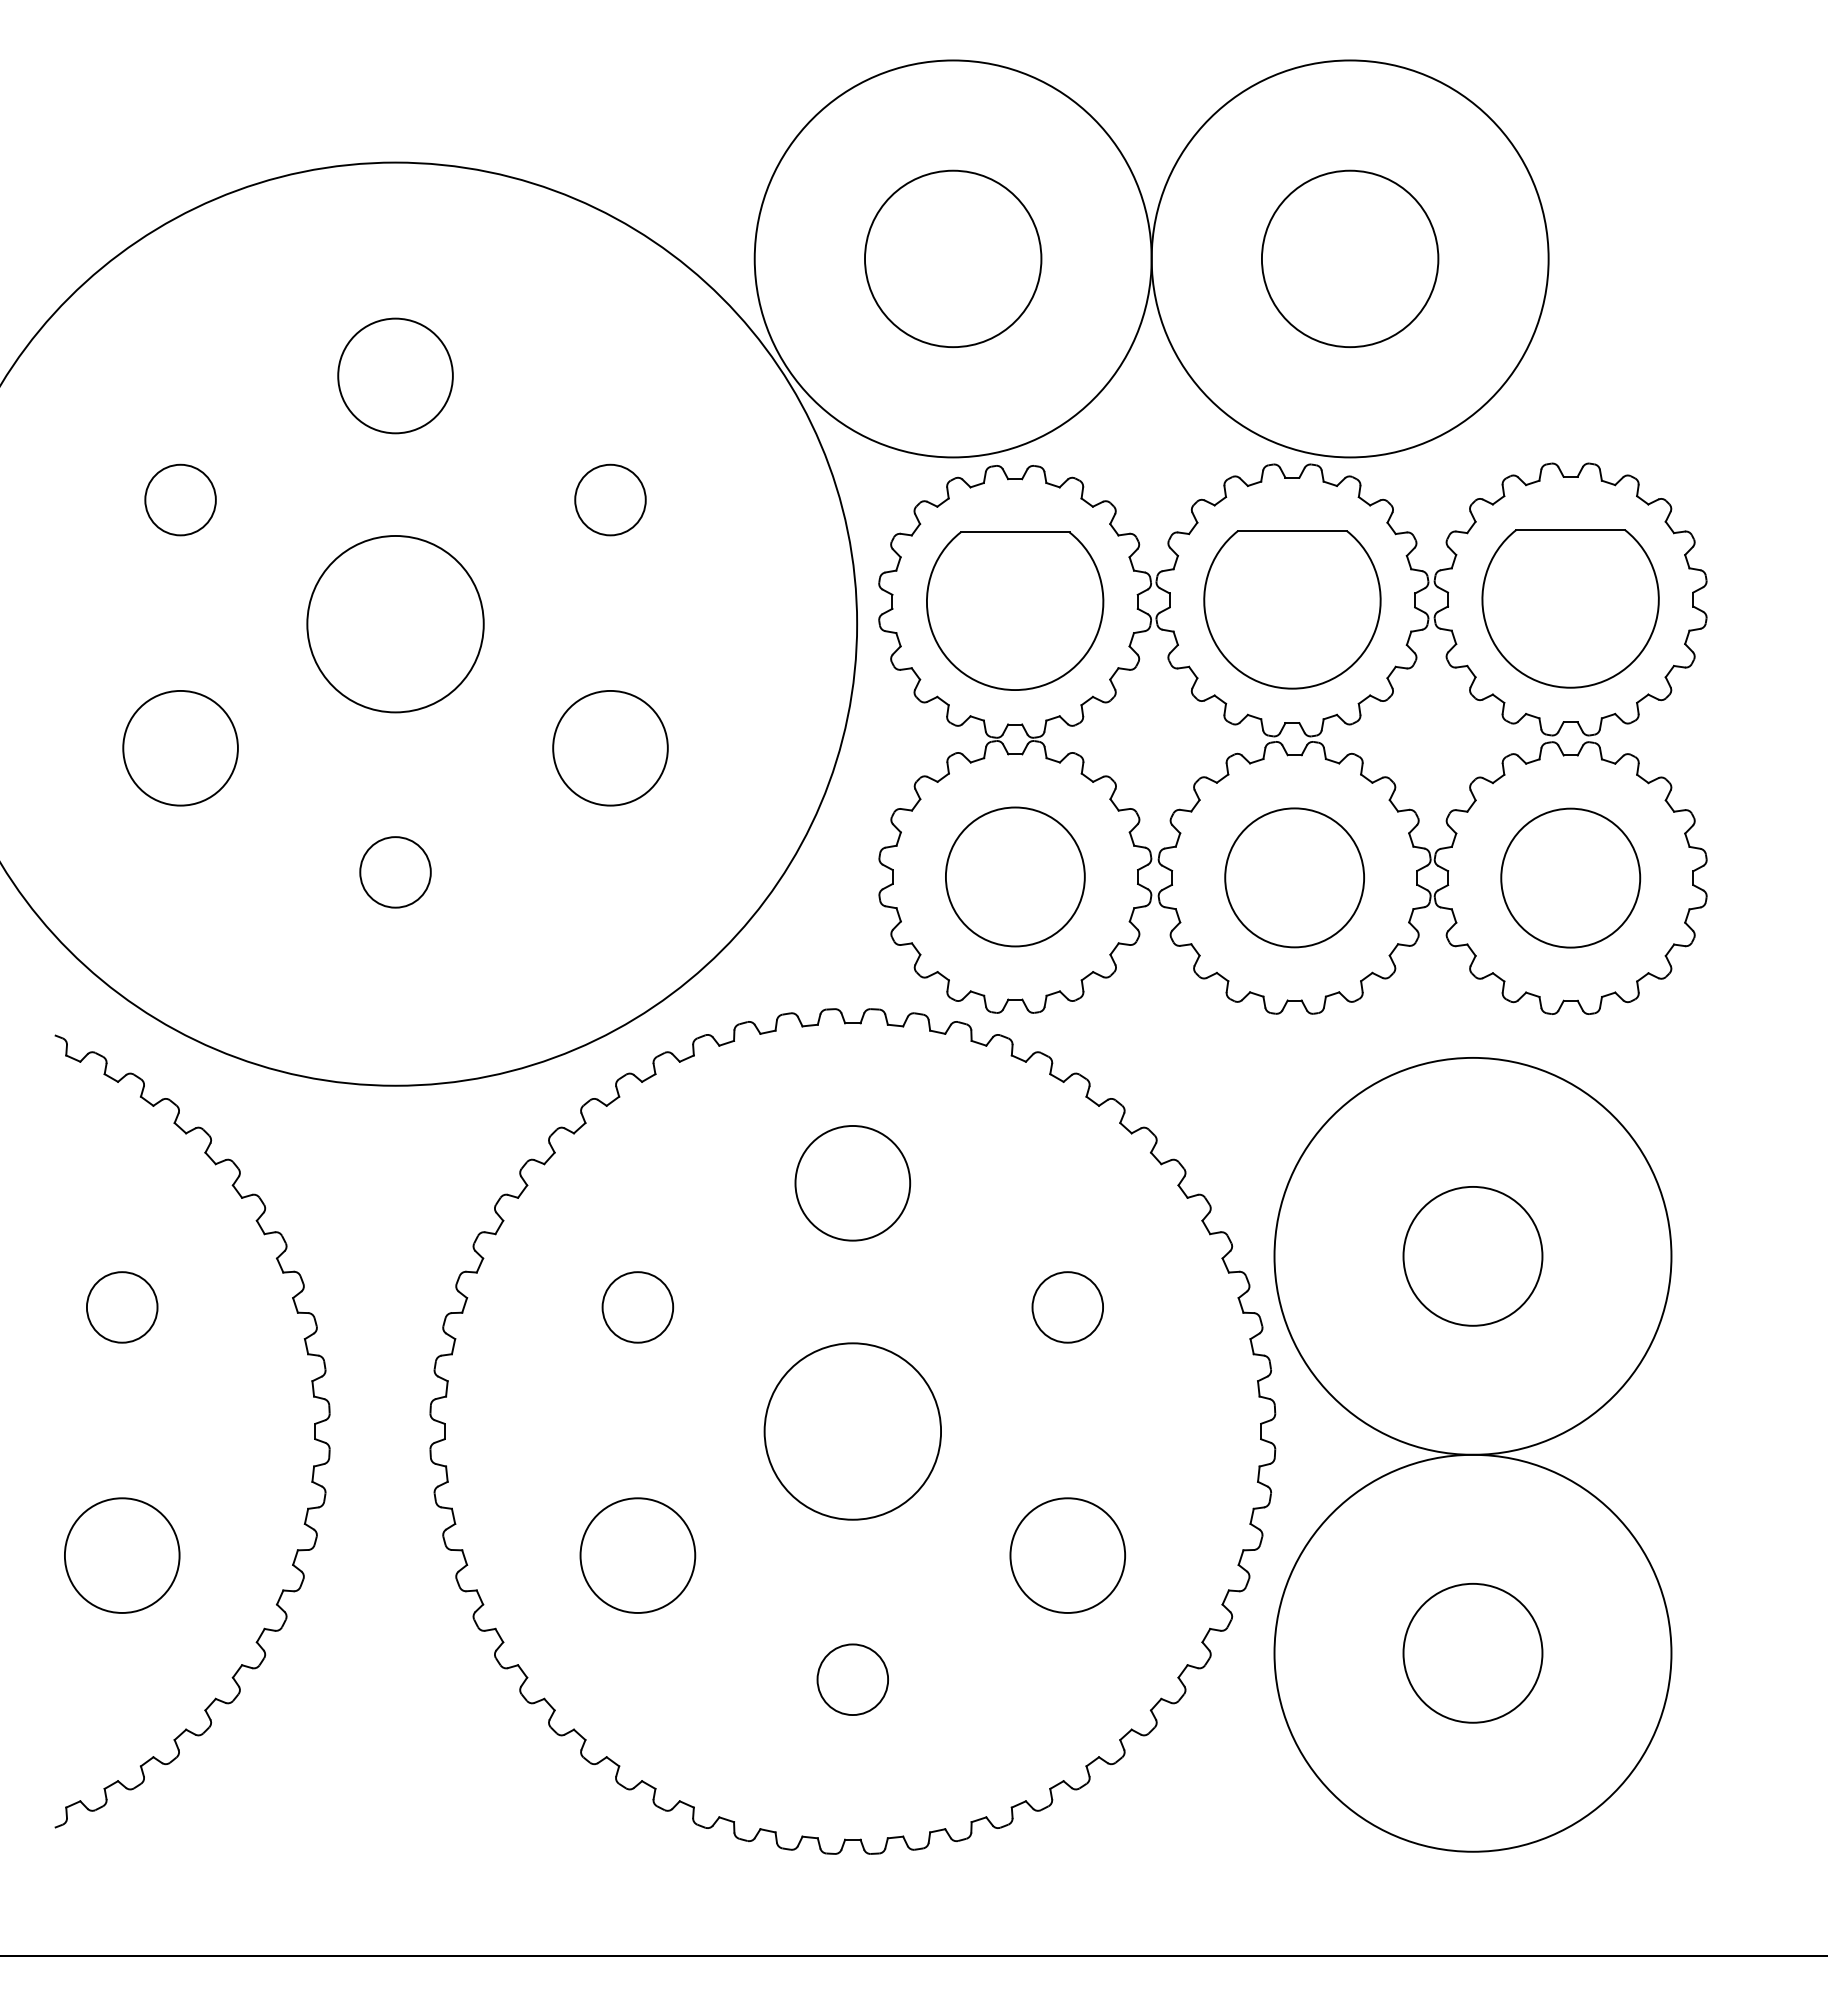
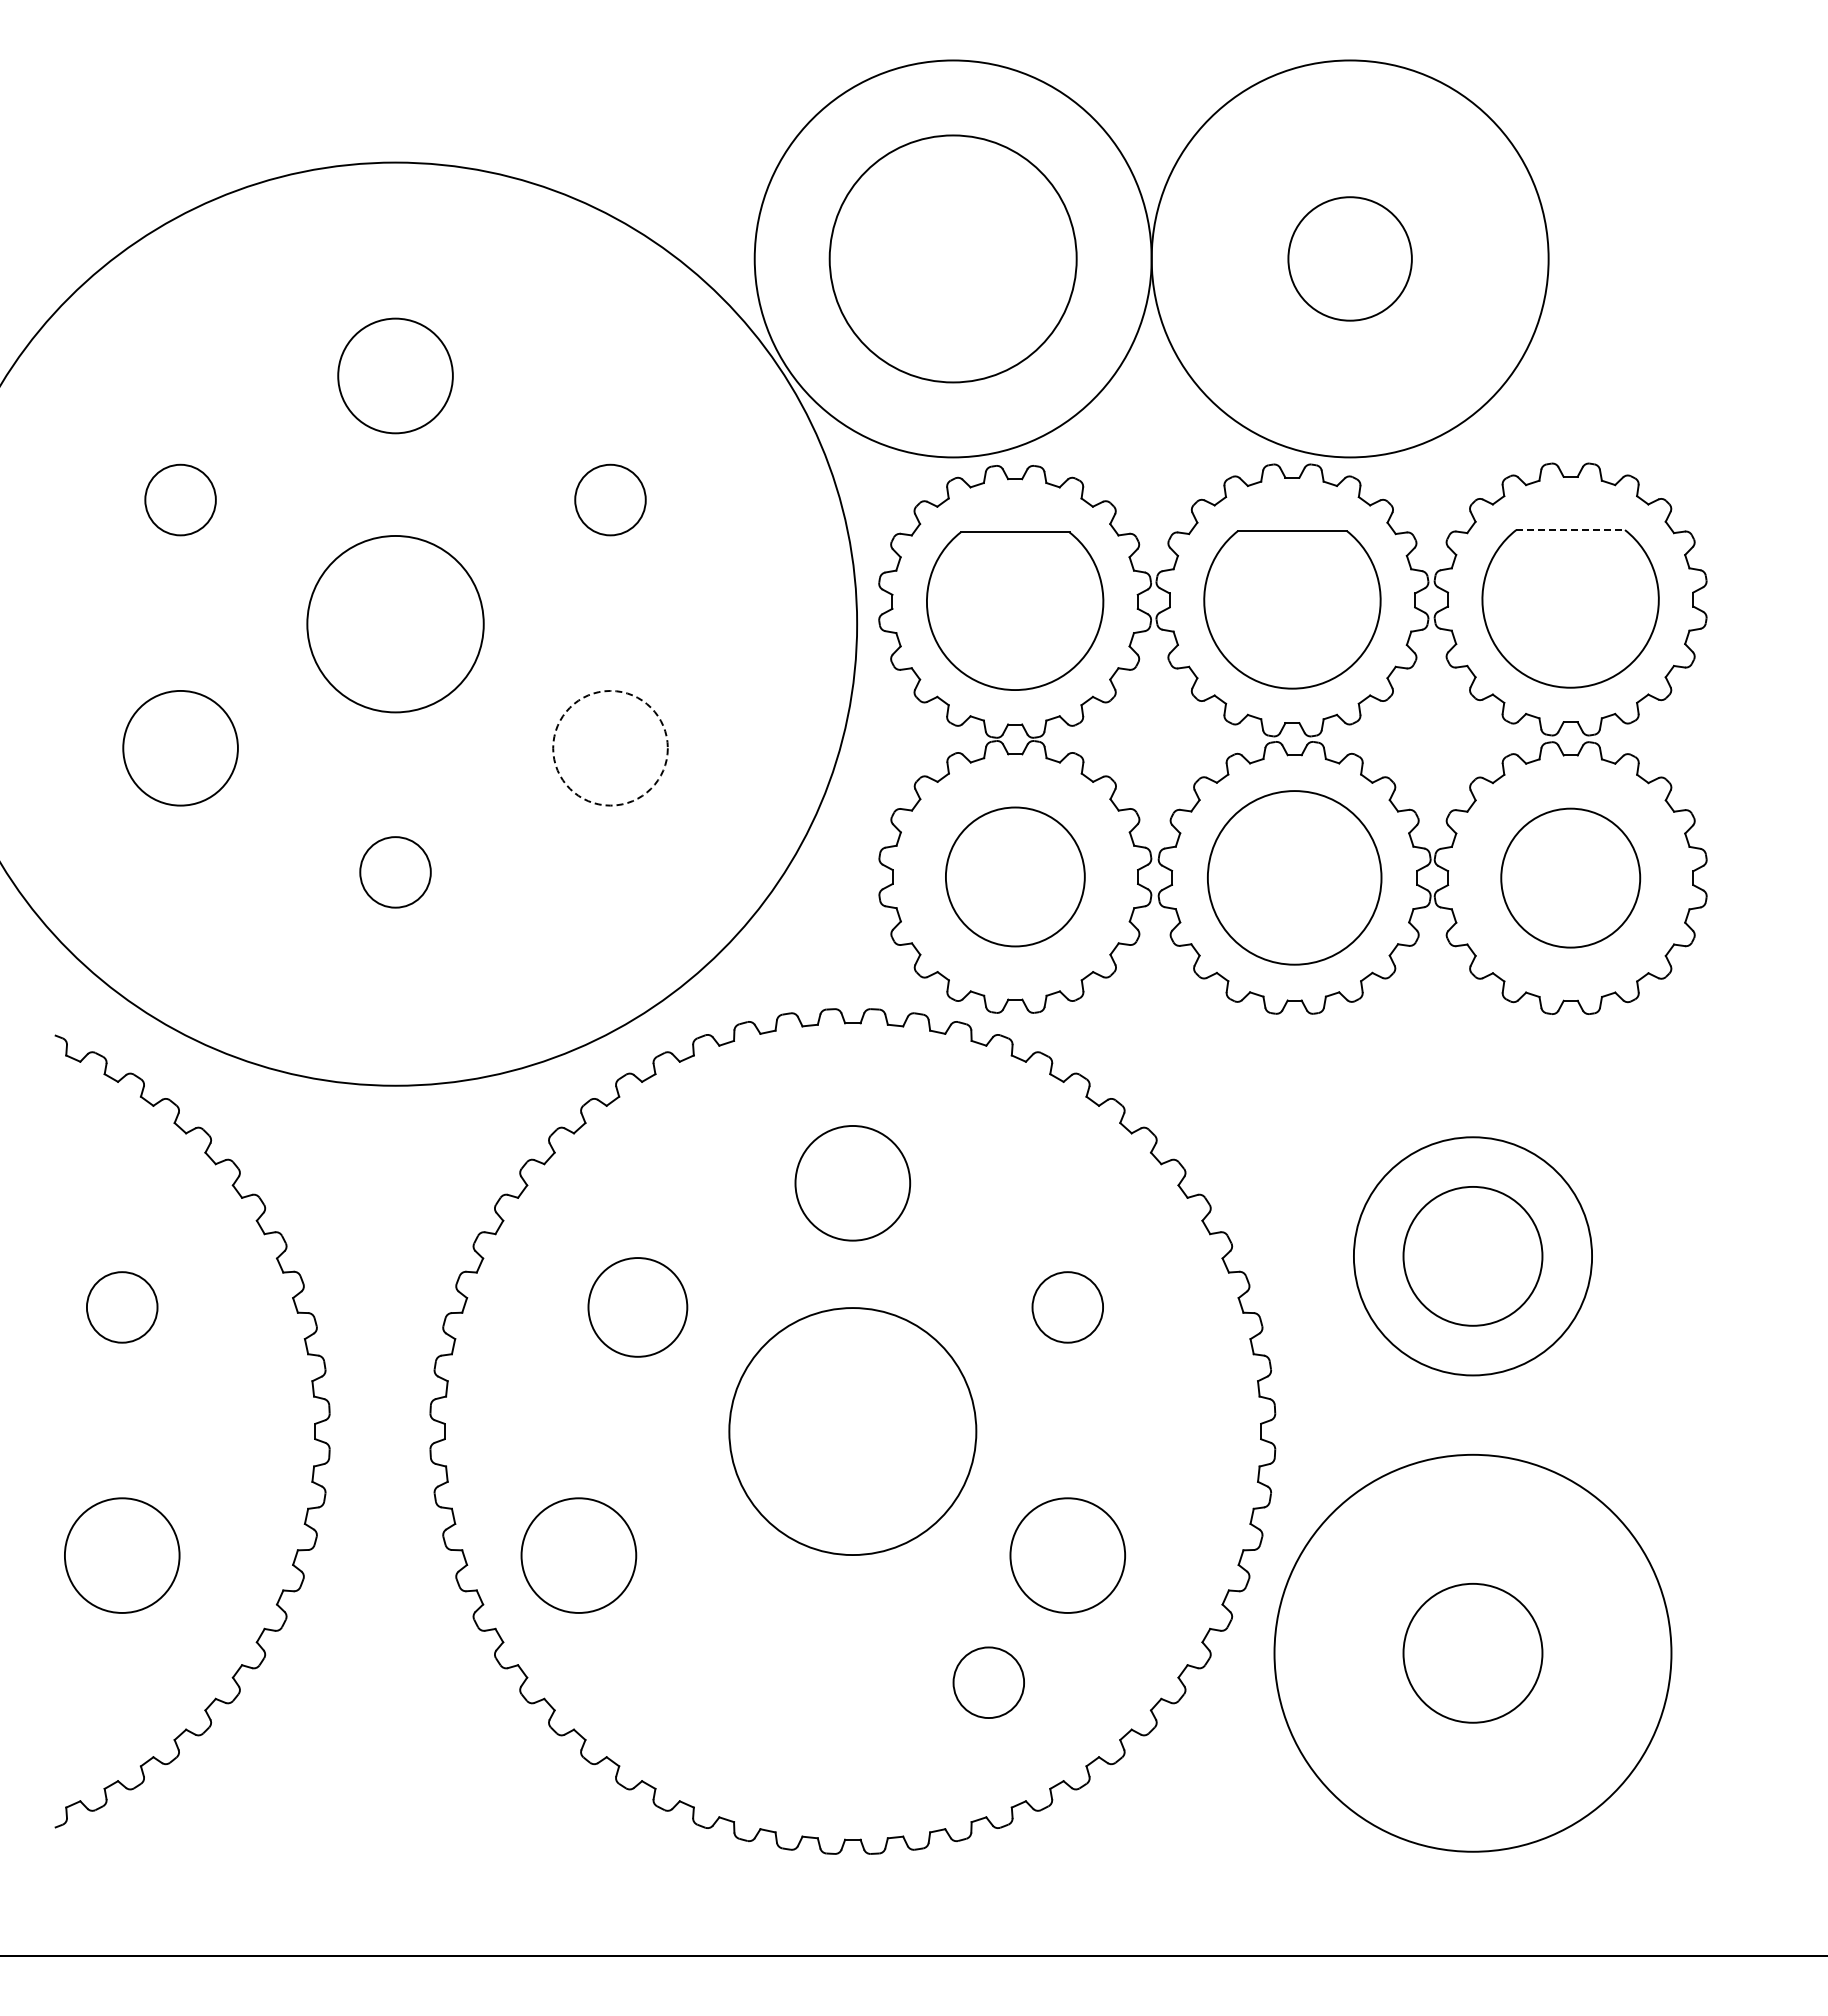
circle diameter: 176 px -> 247 px (952, 258)
circle diameter: 176 px -> 123 px (1349, 258)
line: solid -> dashed (1571, 530)
circle: solid -> dashed (610, 747)
circle diameter: 139 px -> 174 px (1294, 877)
circle diameter: 397 px -> 238 px (1472, 1256)
circle diameter: 71 px -> 99 px (637, 1307)
circle diameter: 176 px -> 247 px (852, 1431)
circle position: (637, 1555) -> (578, 1555) (578, 1555)
circle position: (852, 1679) -> (988, 1682) (988, 1682)
